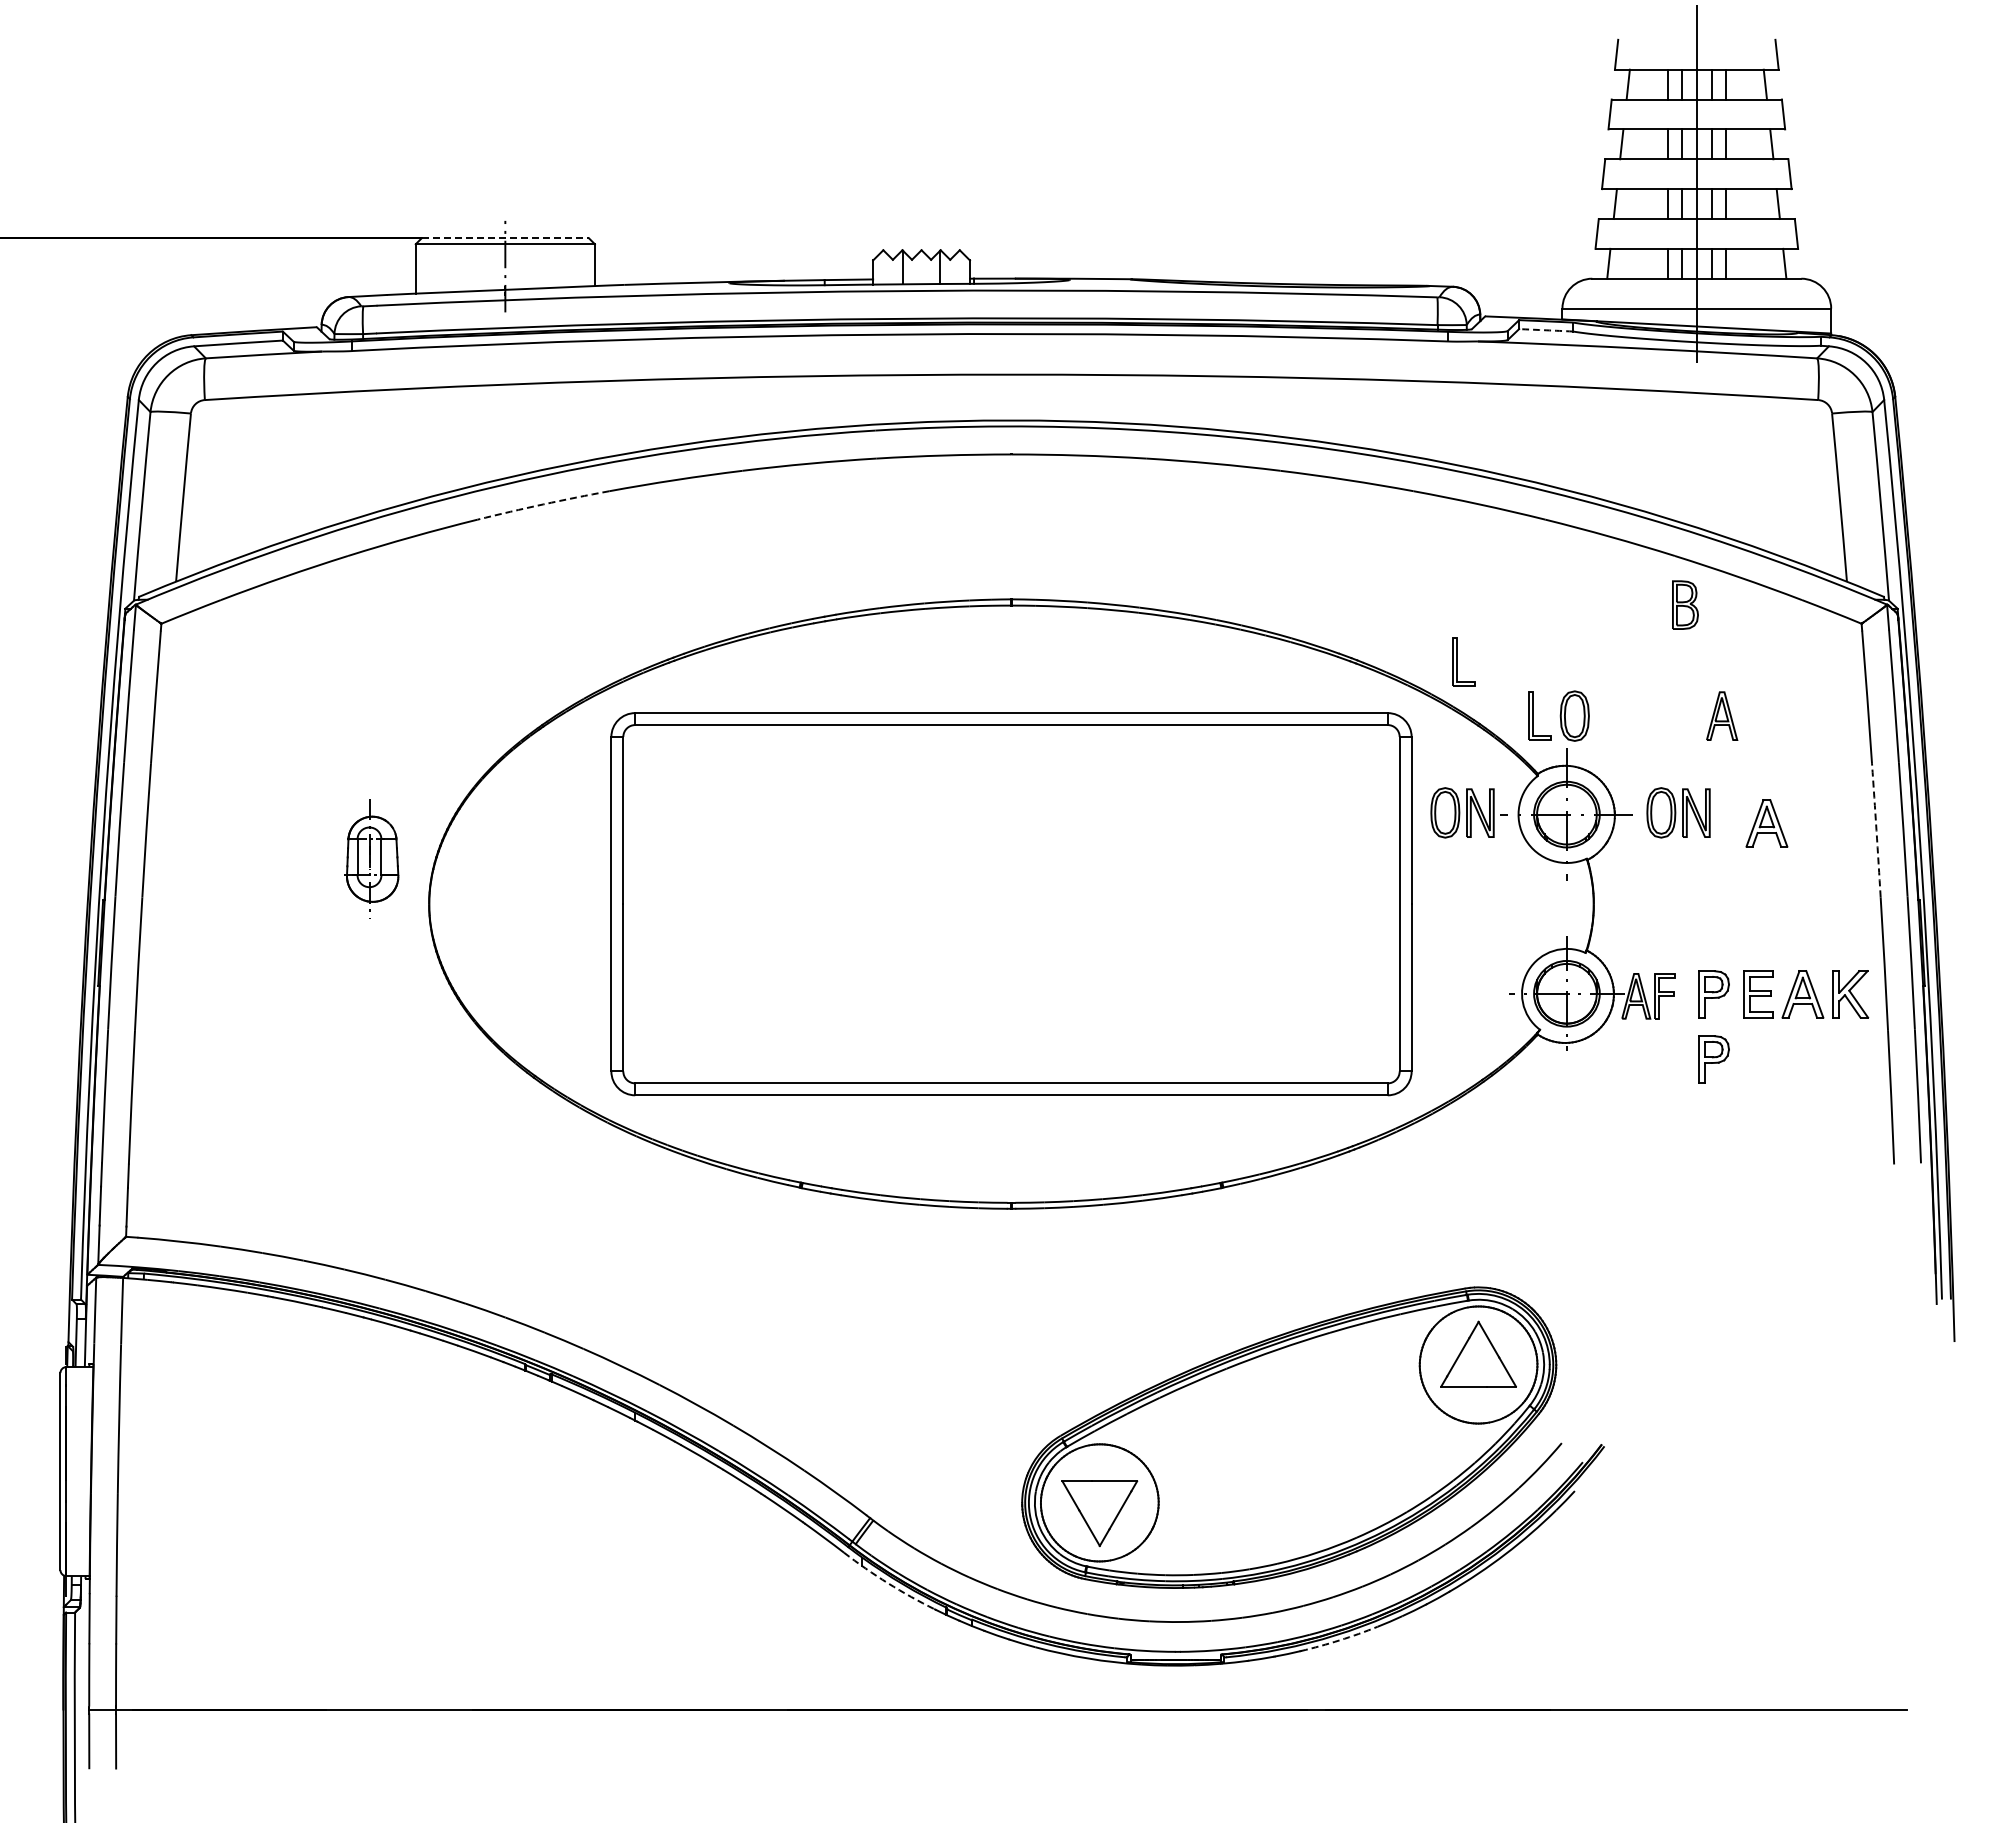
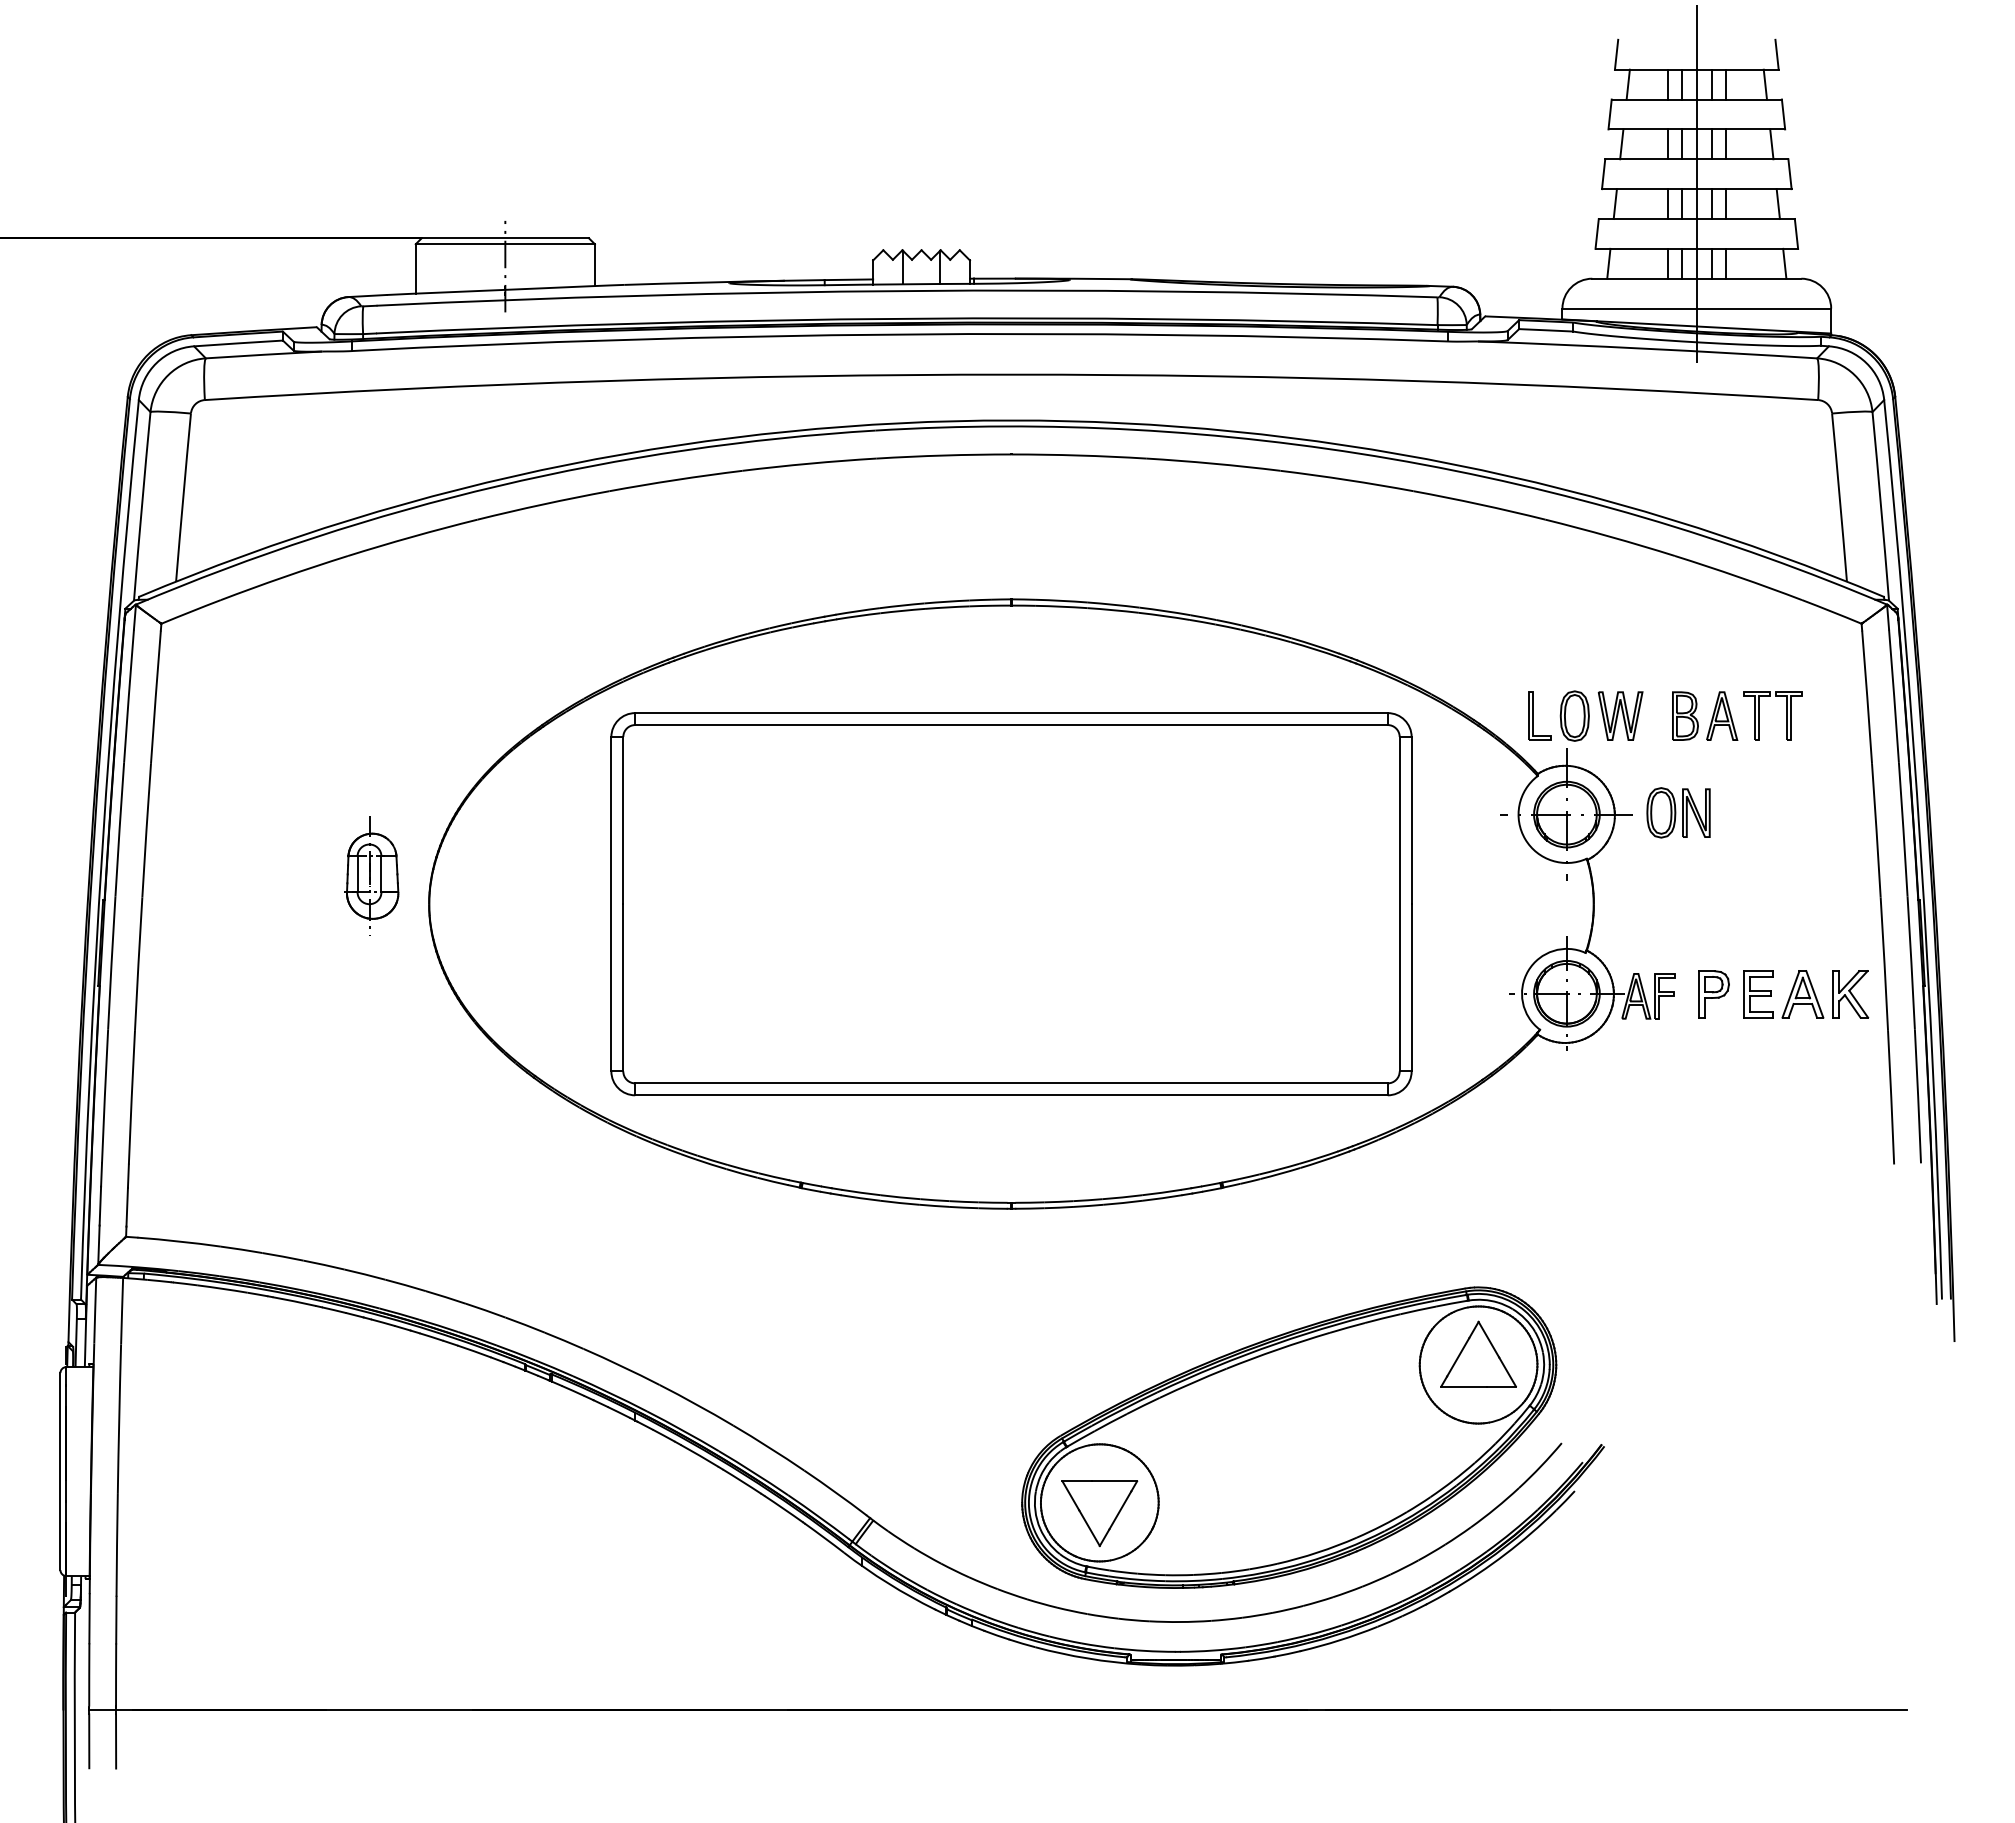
line: dashed -> solid (505, 238)
arc: dashed -> solid (1546, 330)
arc: dashed -> solid (543, 504)
part position: (1685, 604) -> (1685, 715) (1685, 715)
part: present -> none (1463, 661)
part: none -> present (1620, 715)
part: none -> present (1759, 715)
part: present -> none (1462, 812)
part: present -> none (1766, 823)
arc: dashed -> solid (1876, 830)
part position: (371, 858) -> (371, 875) (371, 875)
part: present -> none (1713, 1059)
arc: dashed -> solid (888, 1583)
arc: dashed -> solid (1339, 1640)
